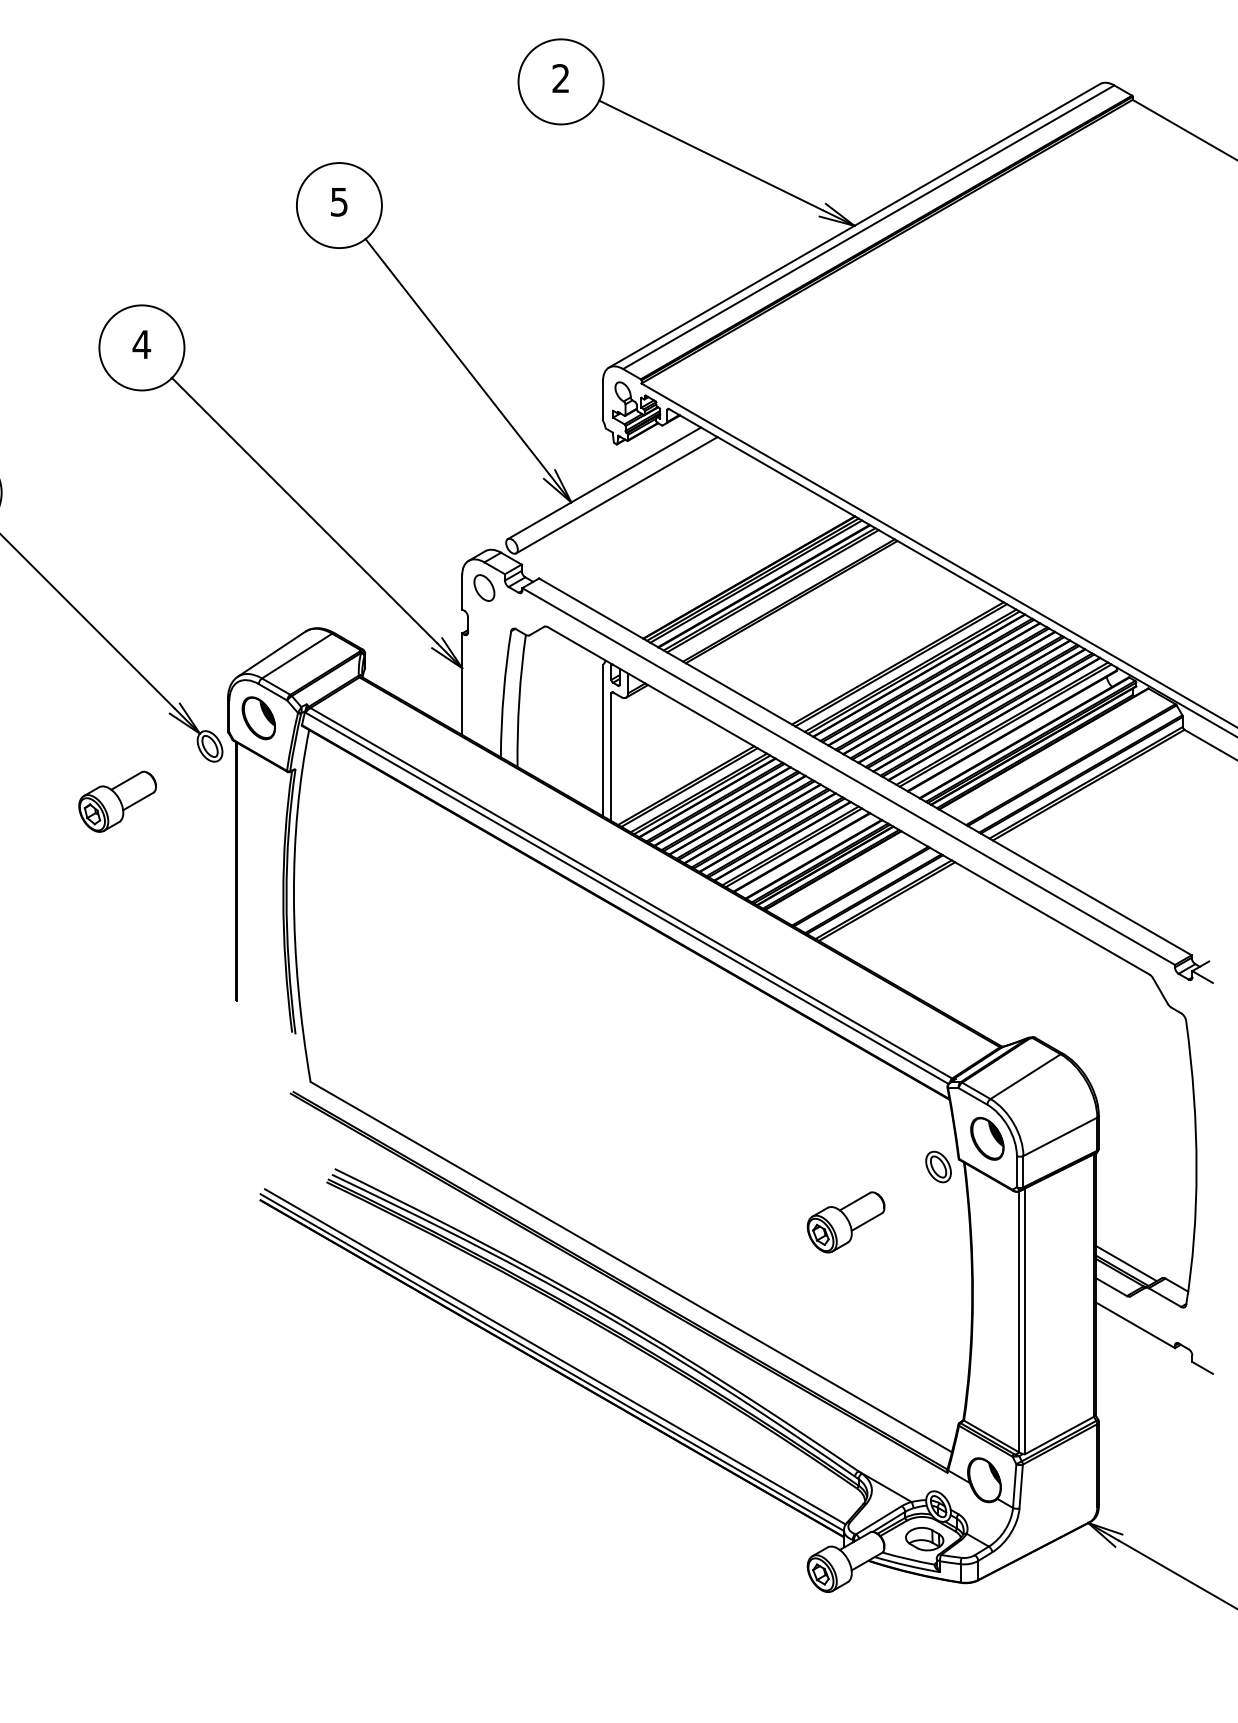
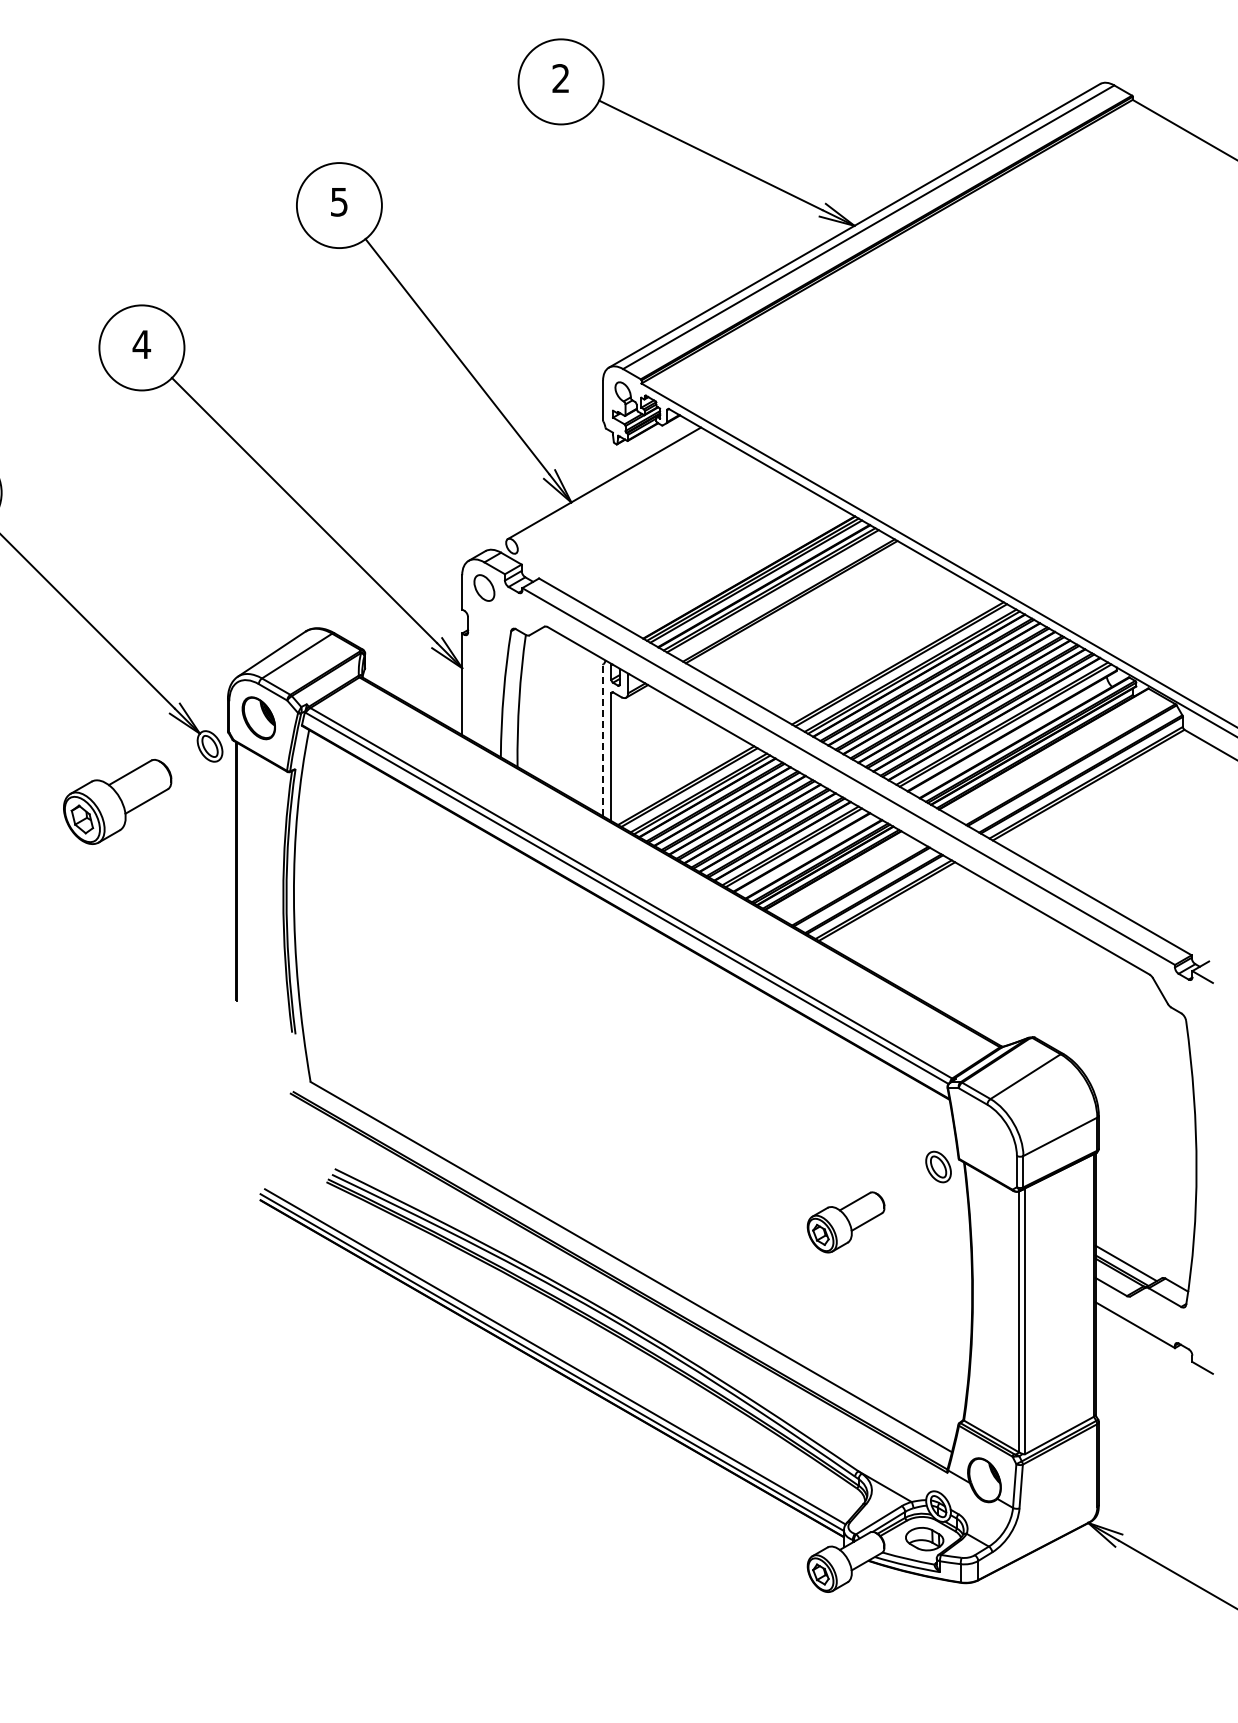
line: present -> none (616, 495)
line: solid -> dashed (603, 740)
part size: 79x63 px -> 110x86 px (117, 801)
part: present -> none (987, 1138)
